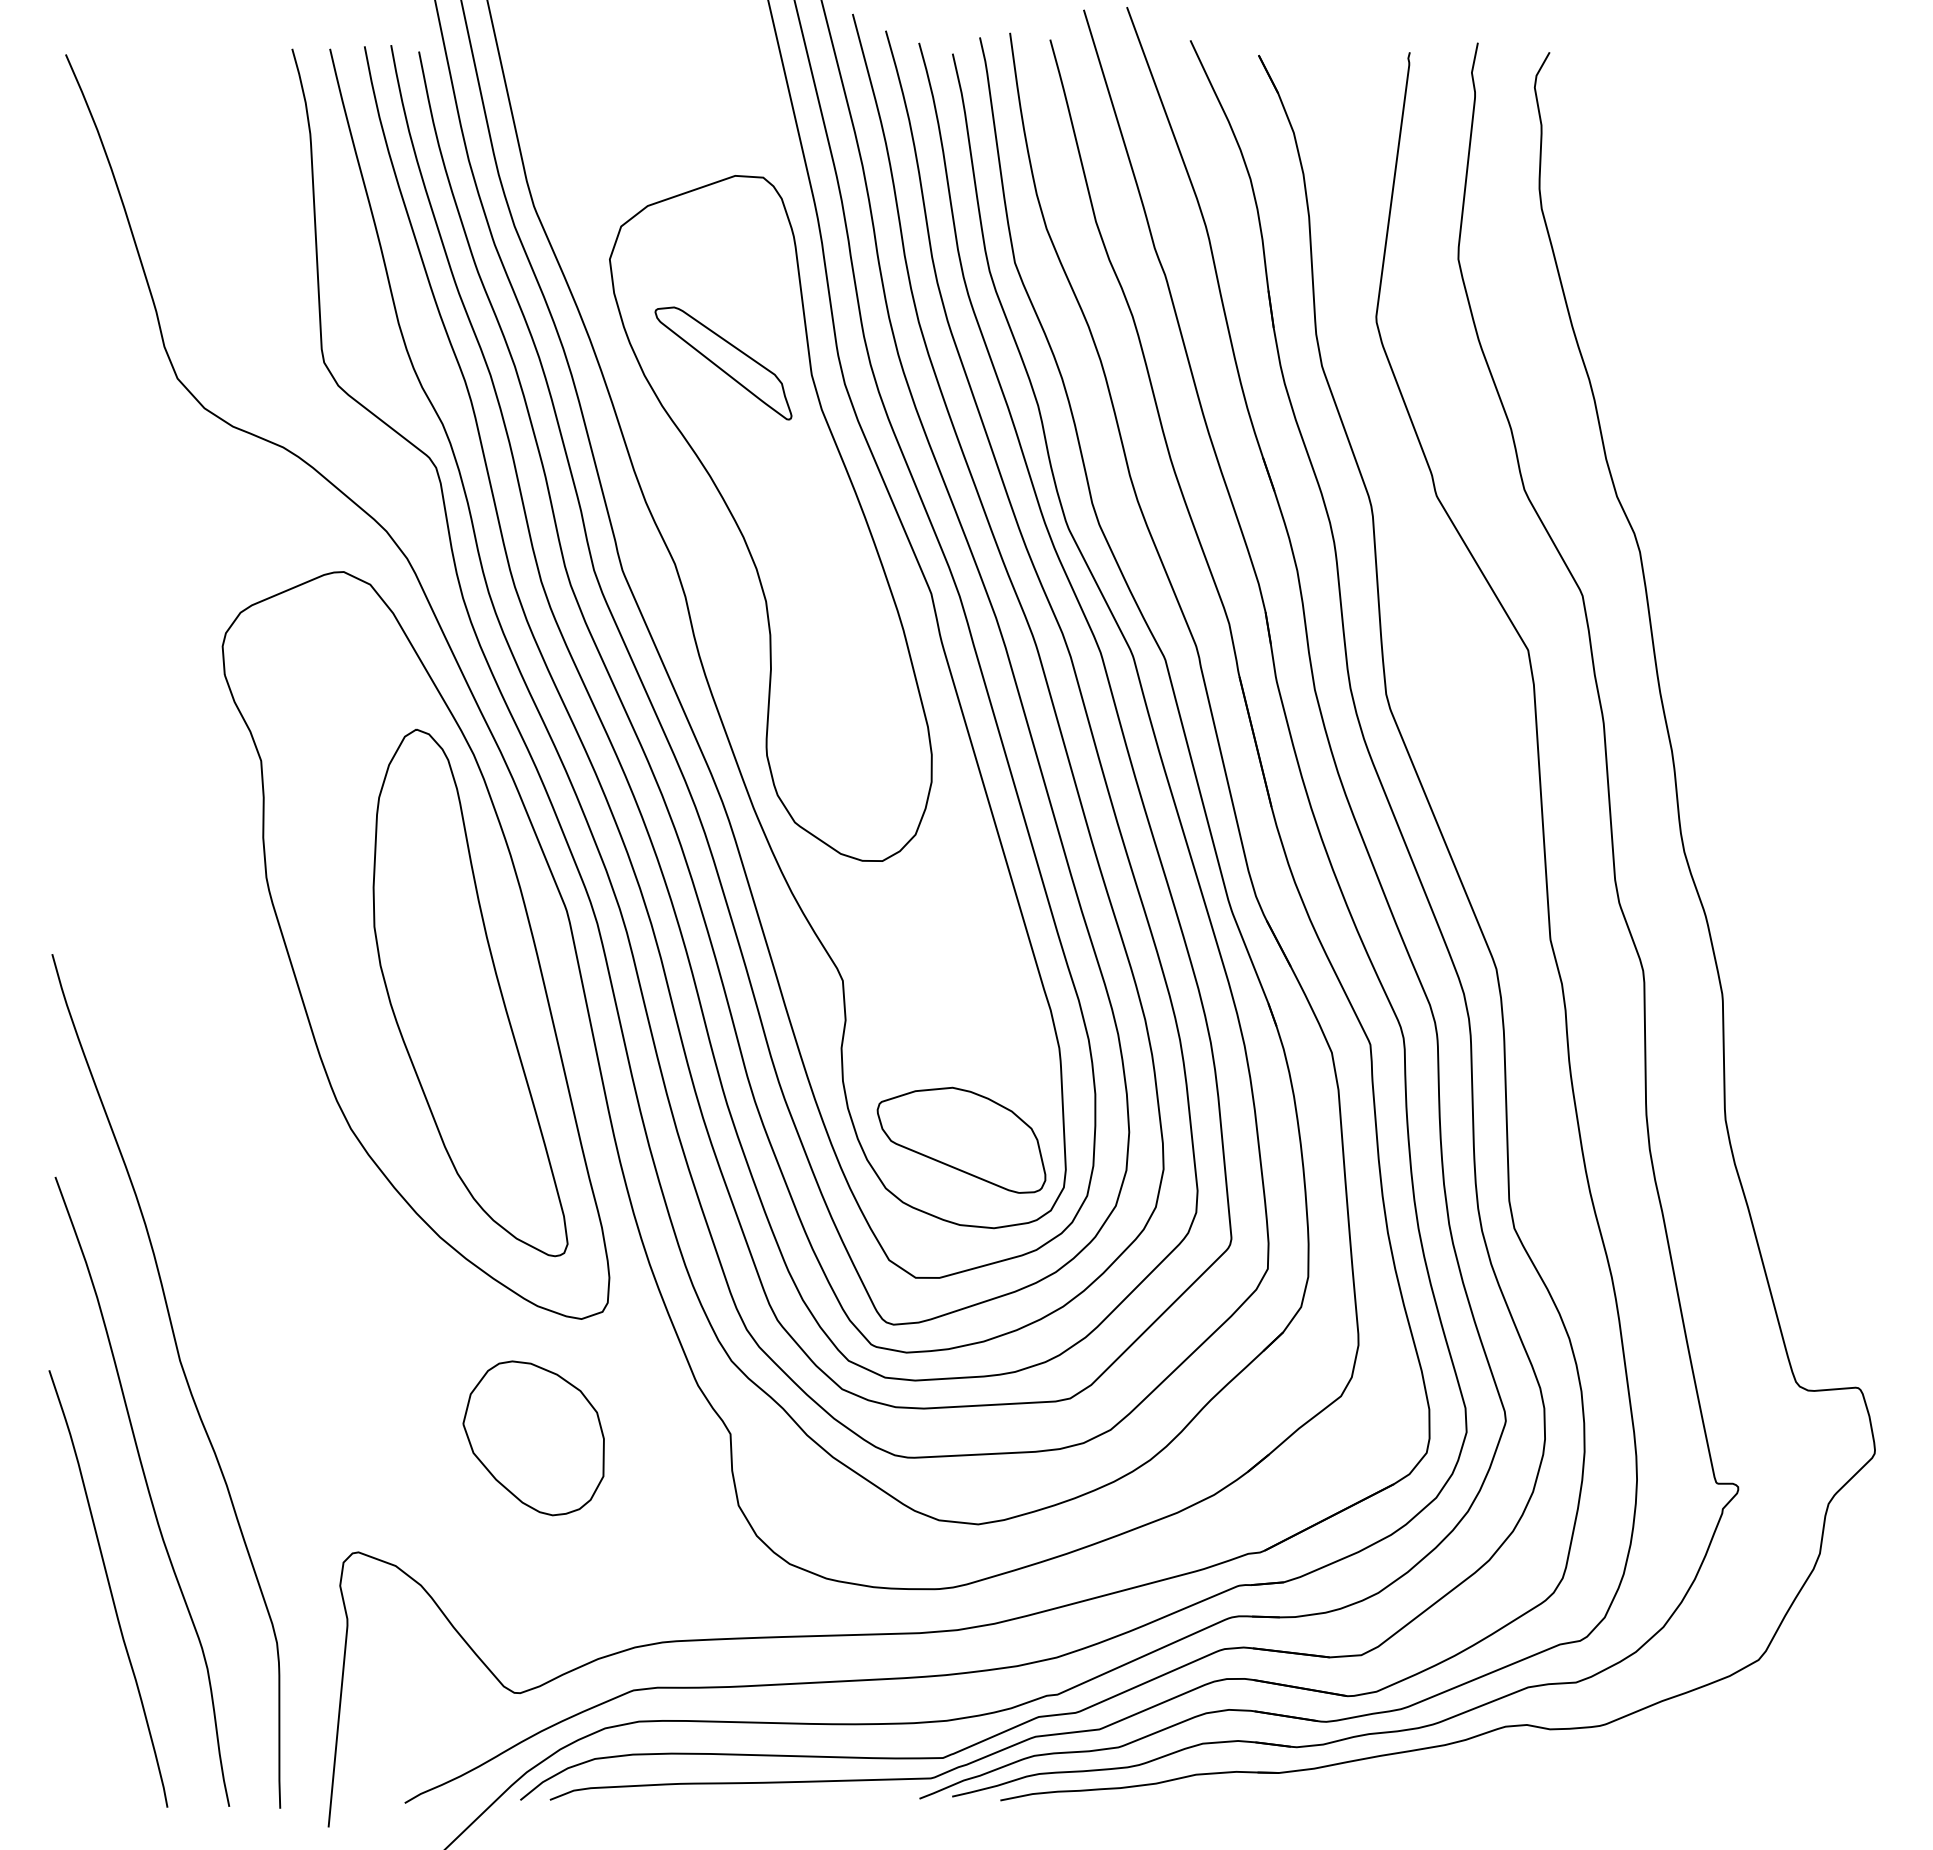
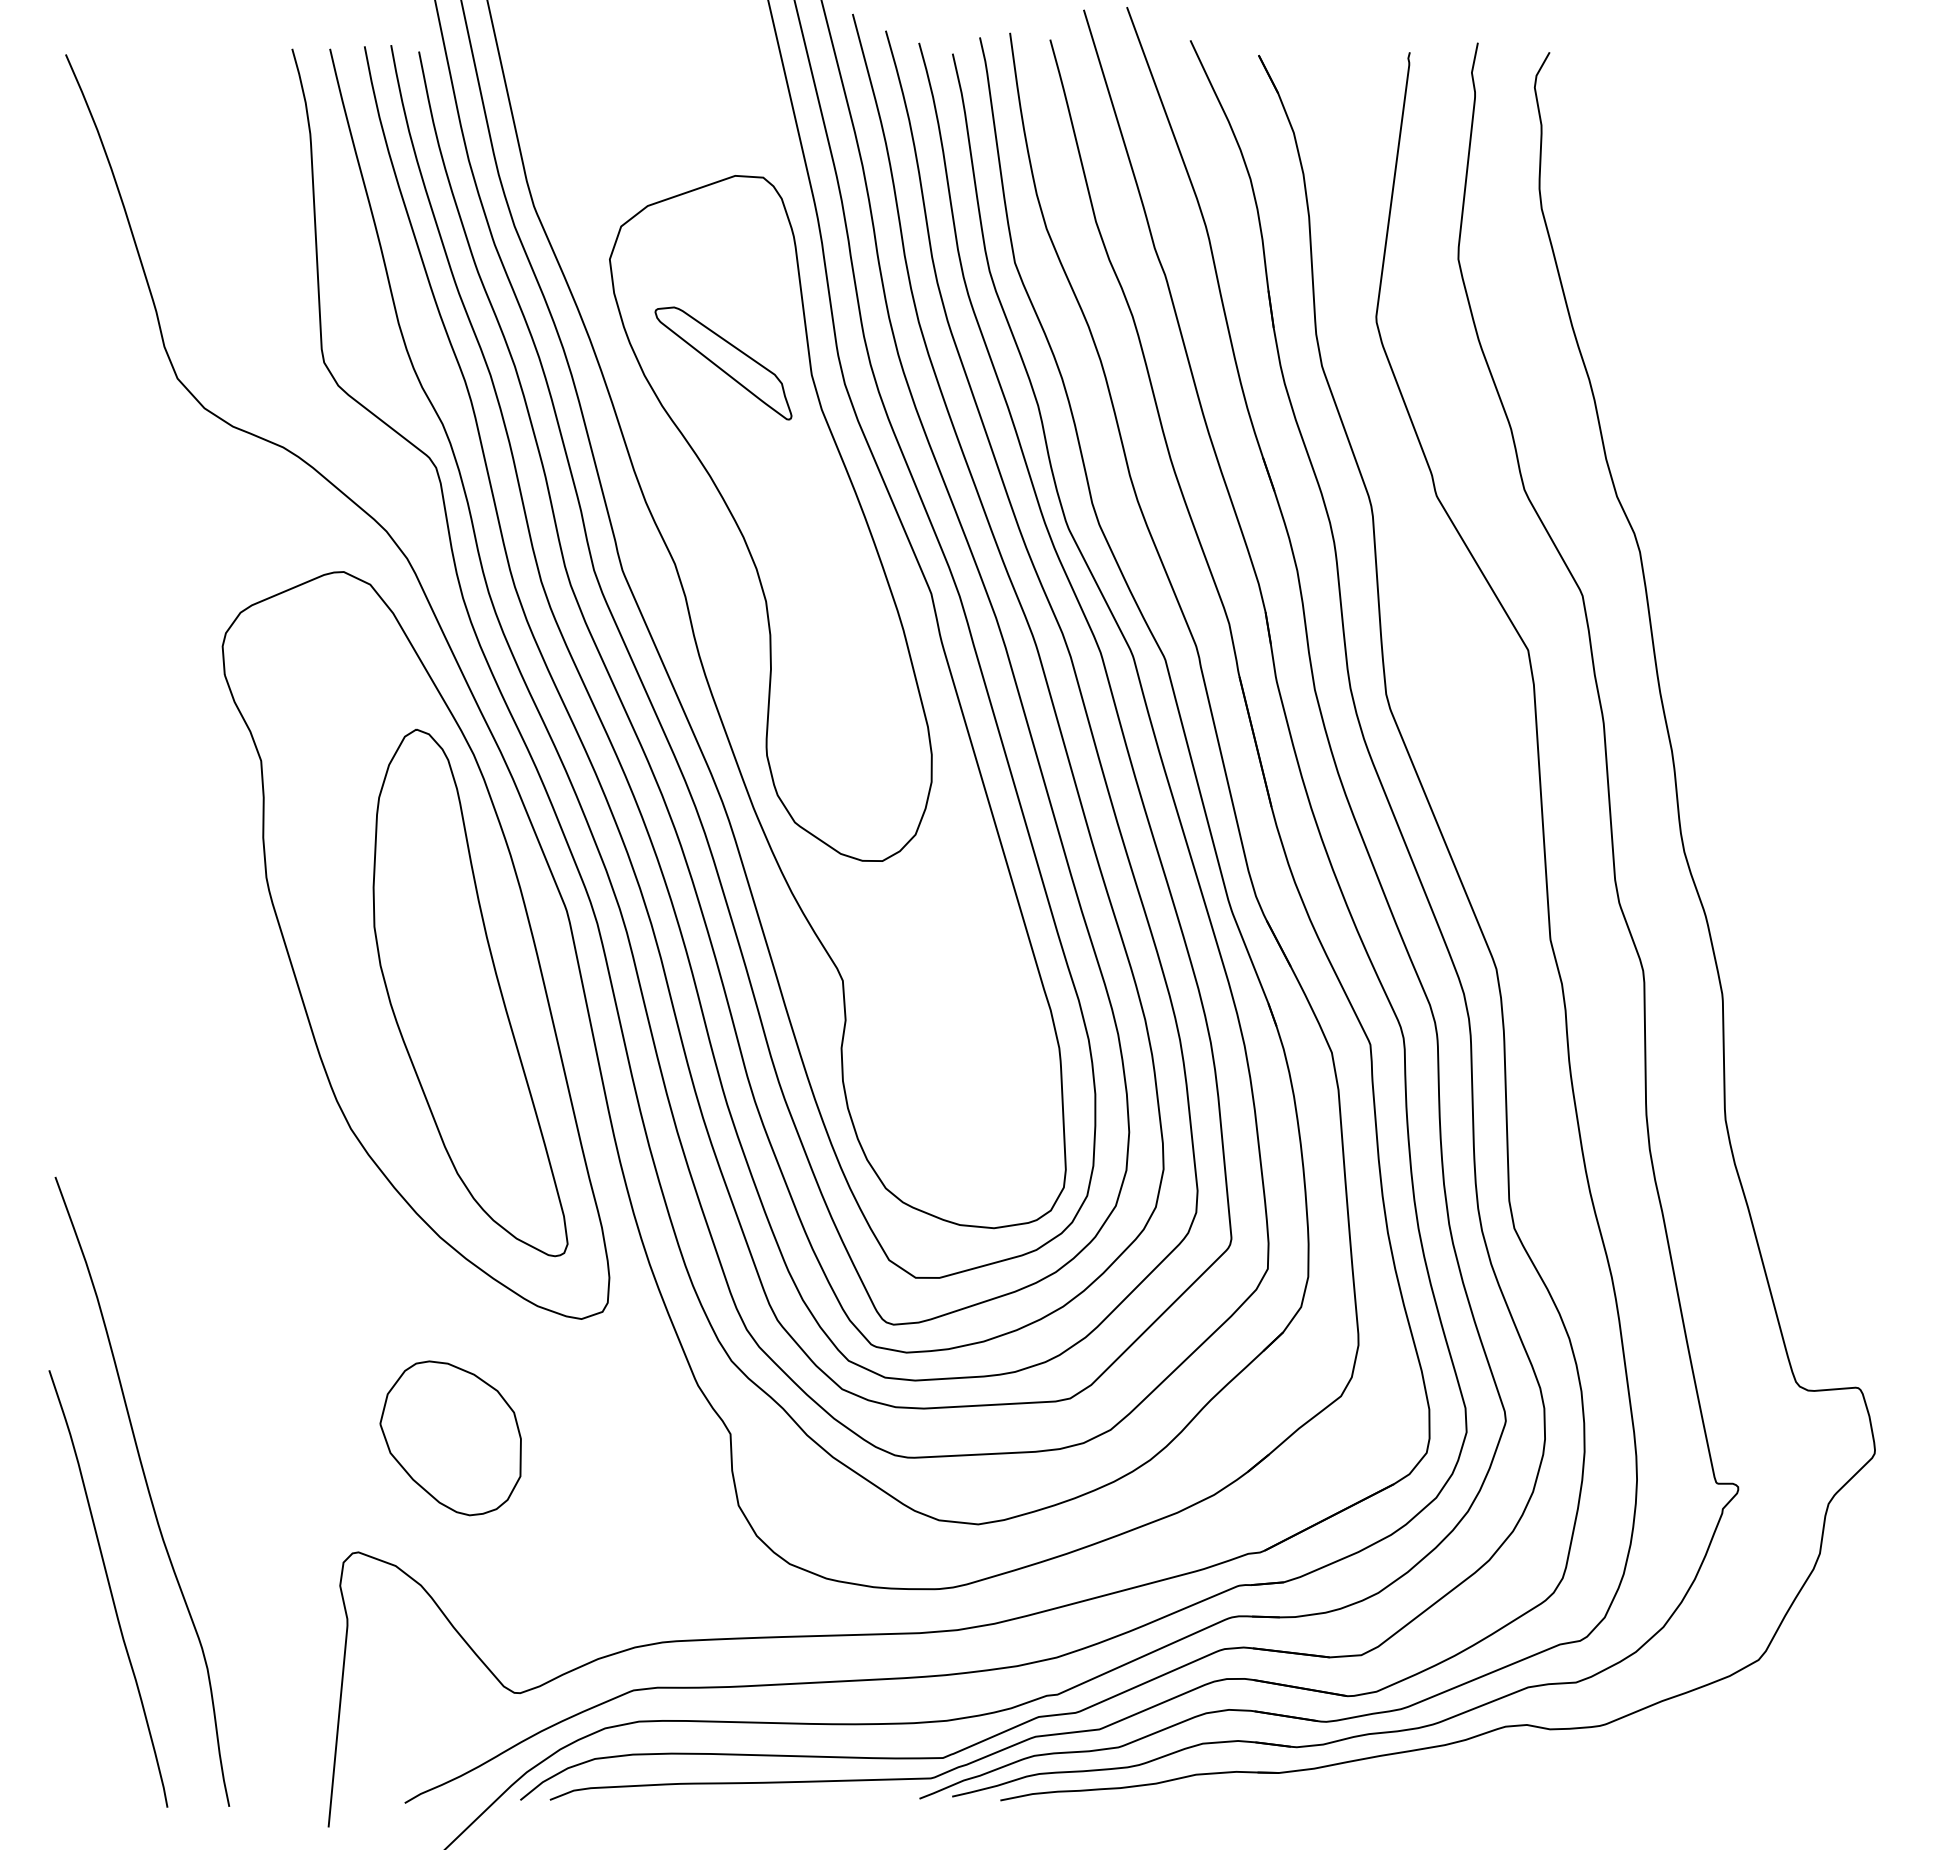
part: present -> none (961, 1139)
curve: present -> none (183, 1374)
part position: (533, 1438) -> (450, 1438) (450, 1438)
